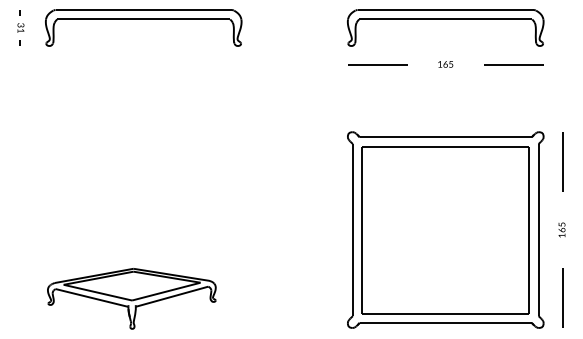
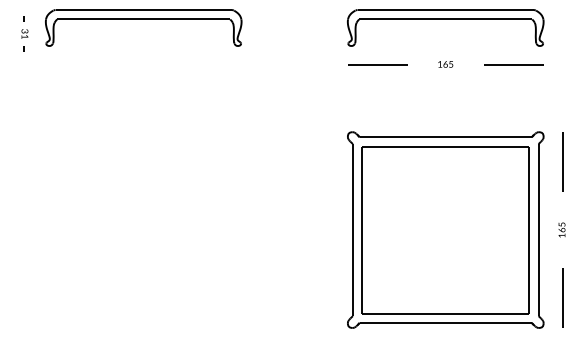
part position: (20, 27) -> (24, 33) (24, 33)
part: present -> none (131, 298)
